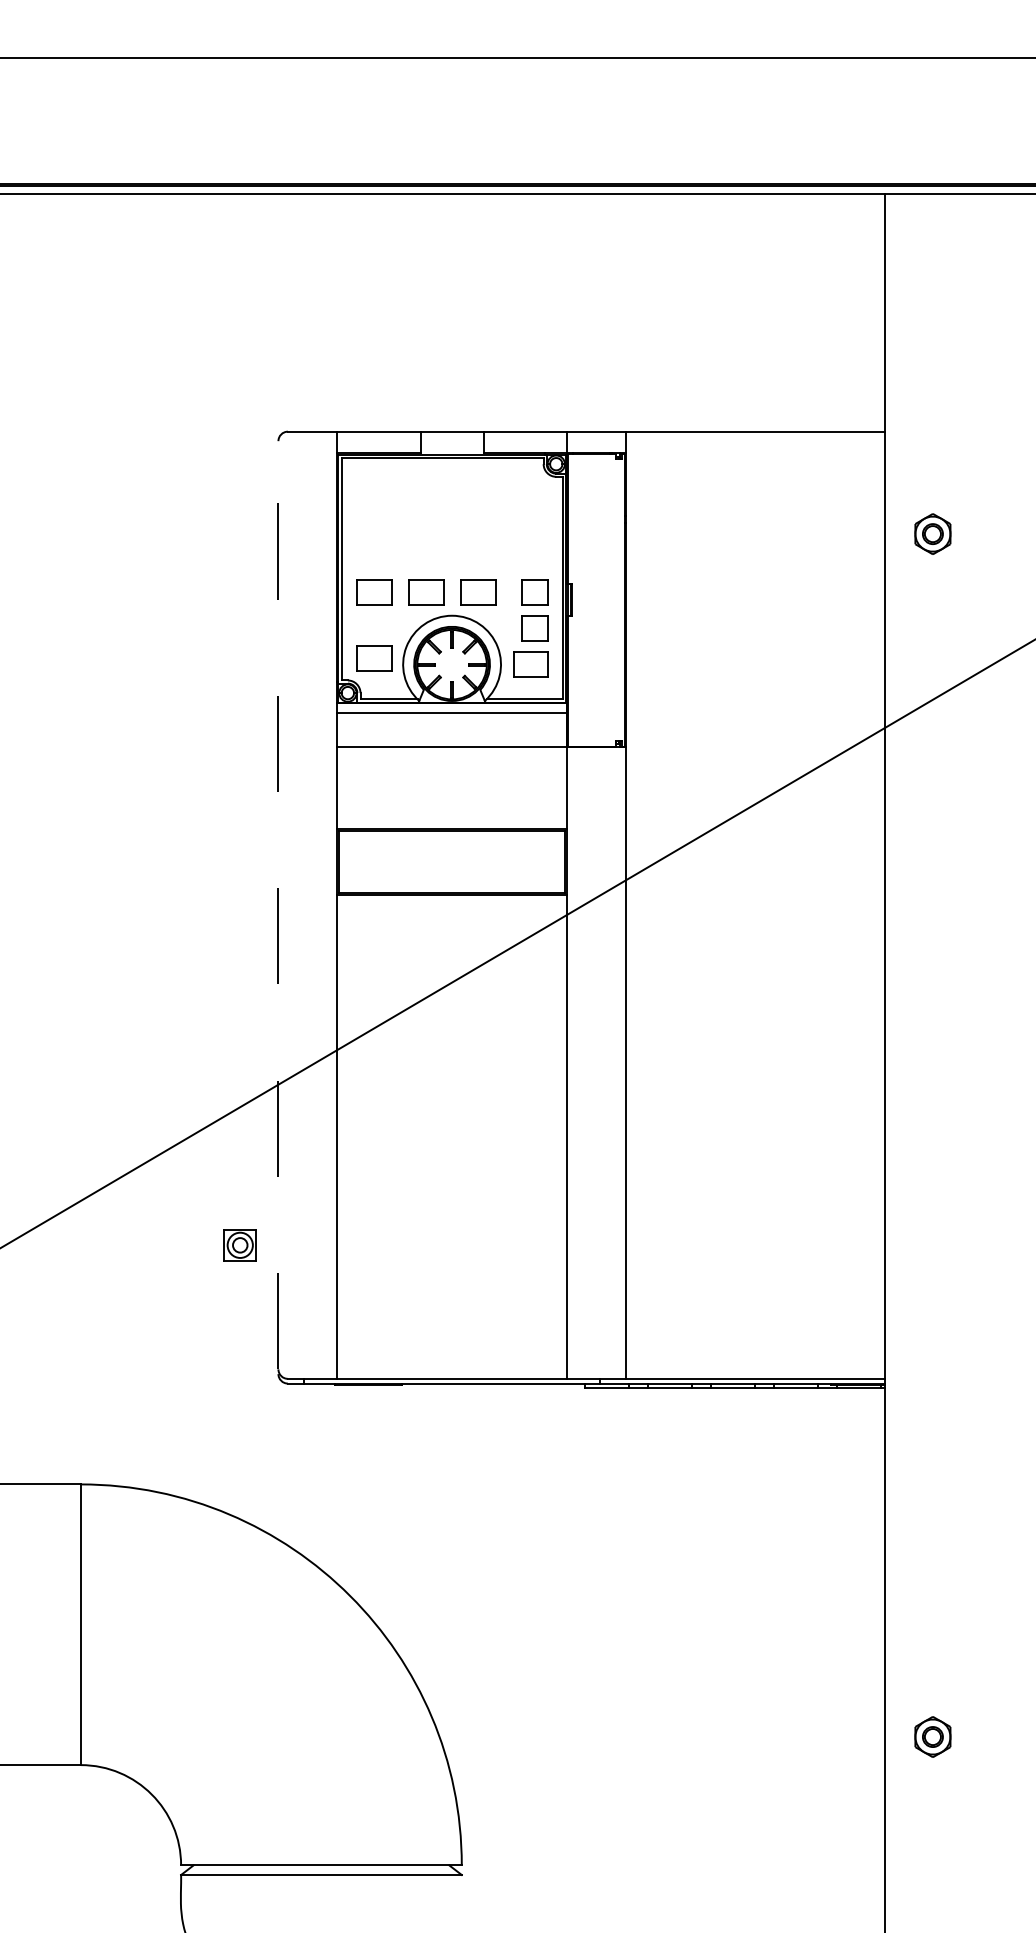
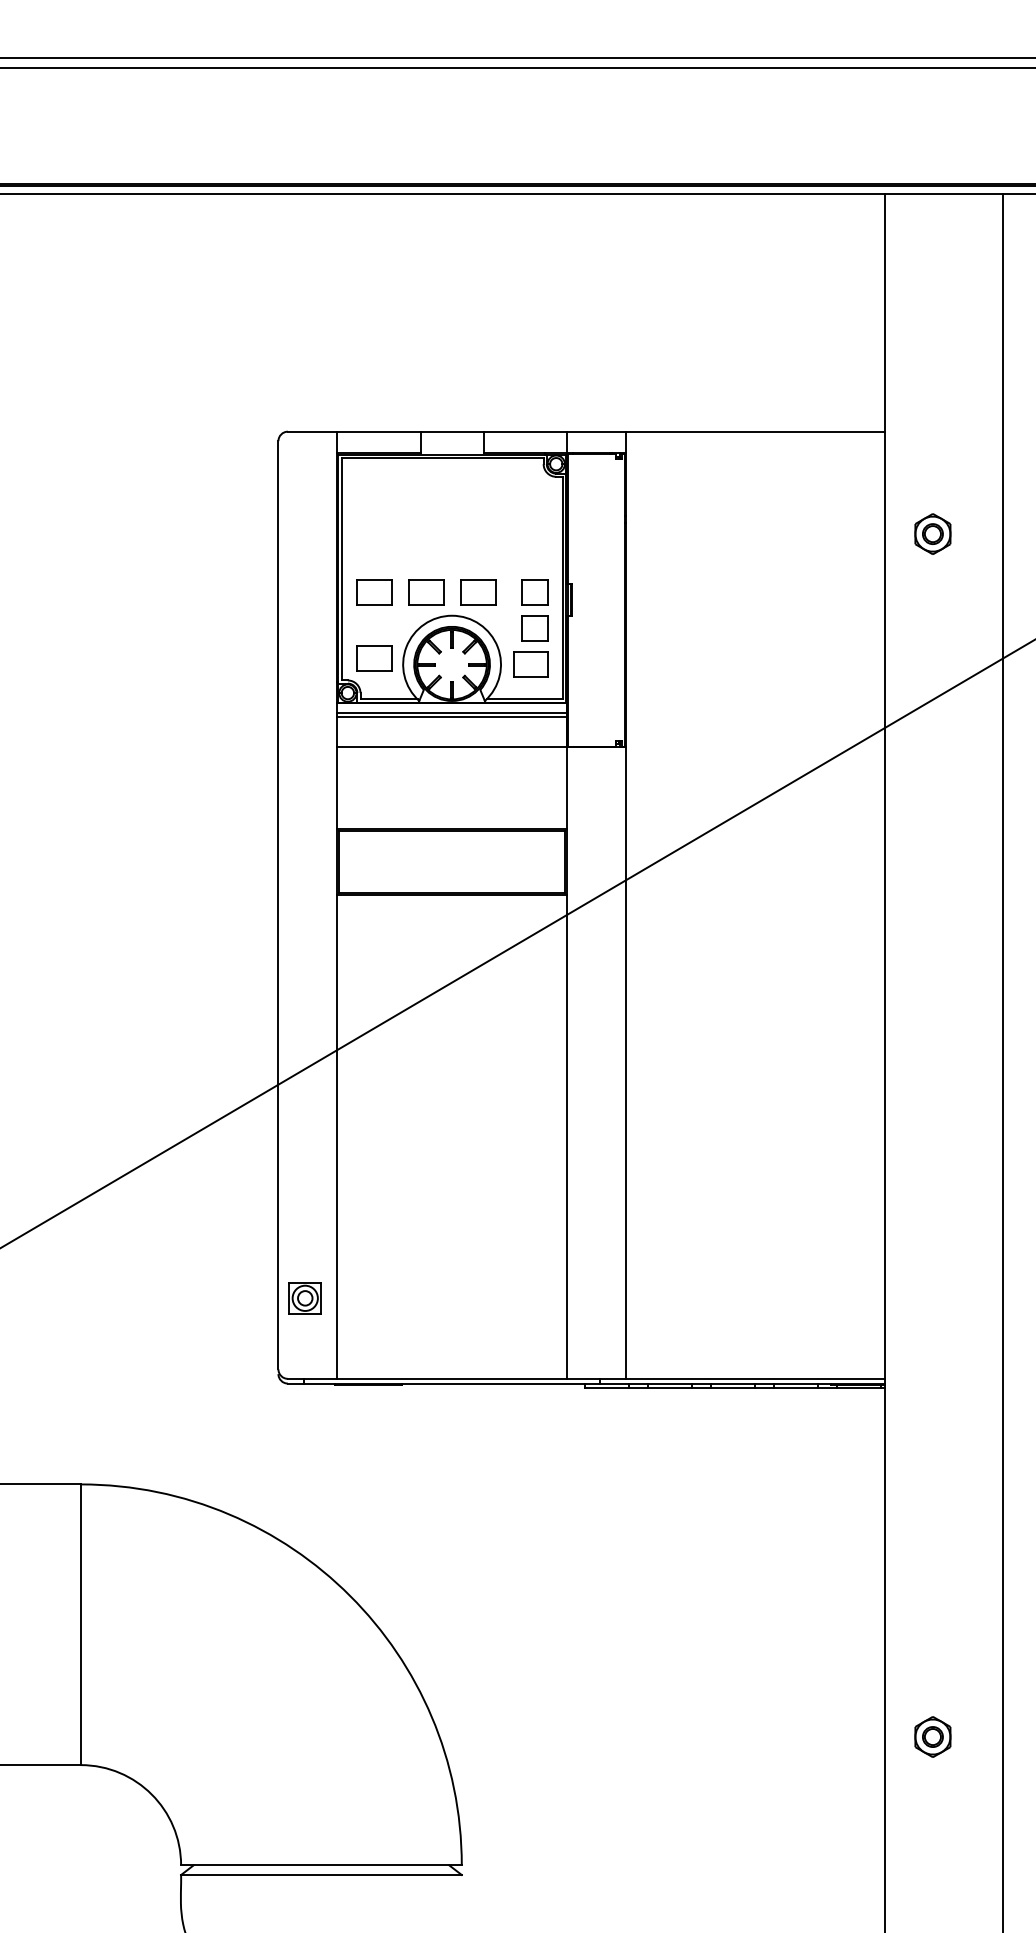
line: none -> present (517, 68)
line: none -> present (451, 717)
line: dashed -> solid (278, 904)
line: none -> present (1002, 1061)
part position: (239, 1245) -> (304, 1298) (304, 1298)
